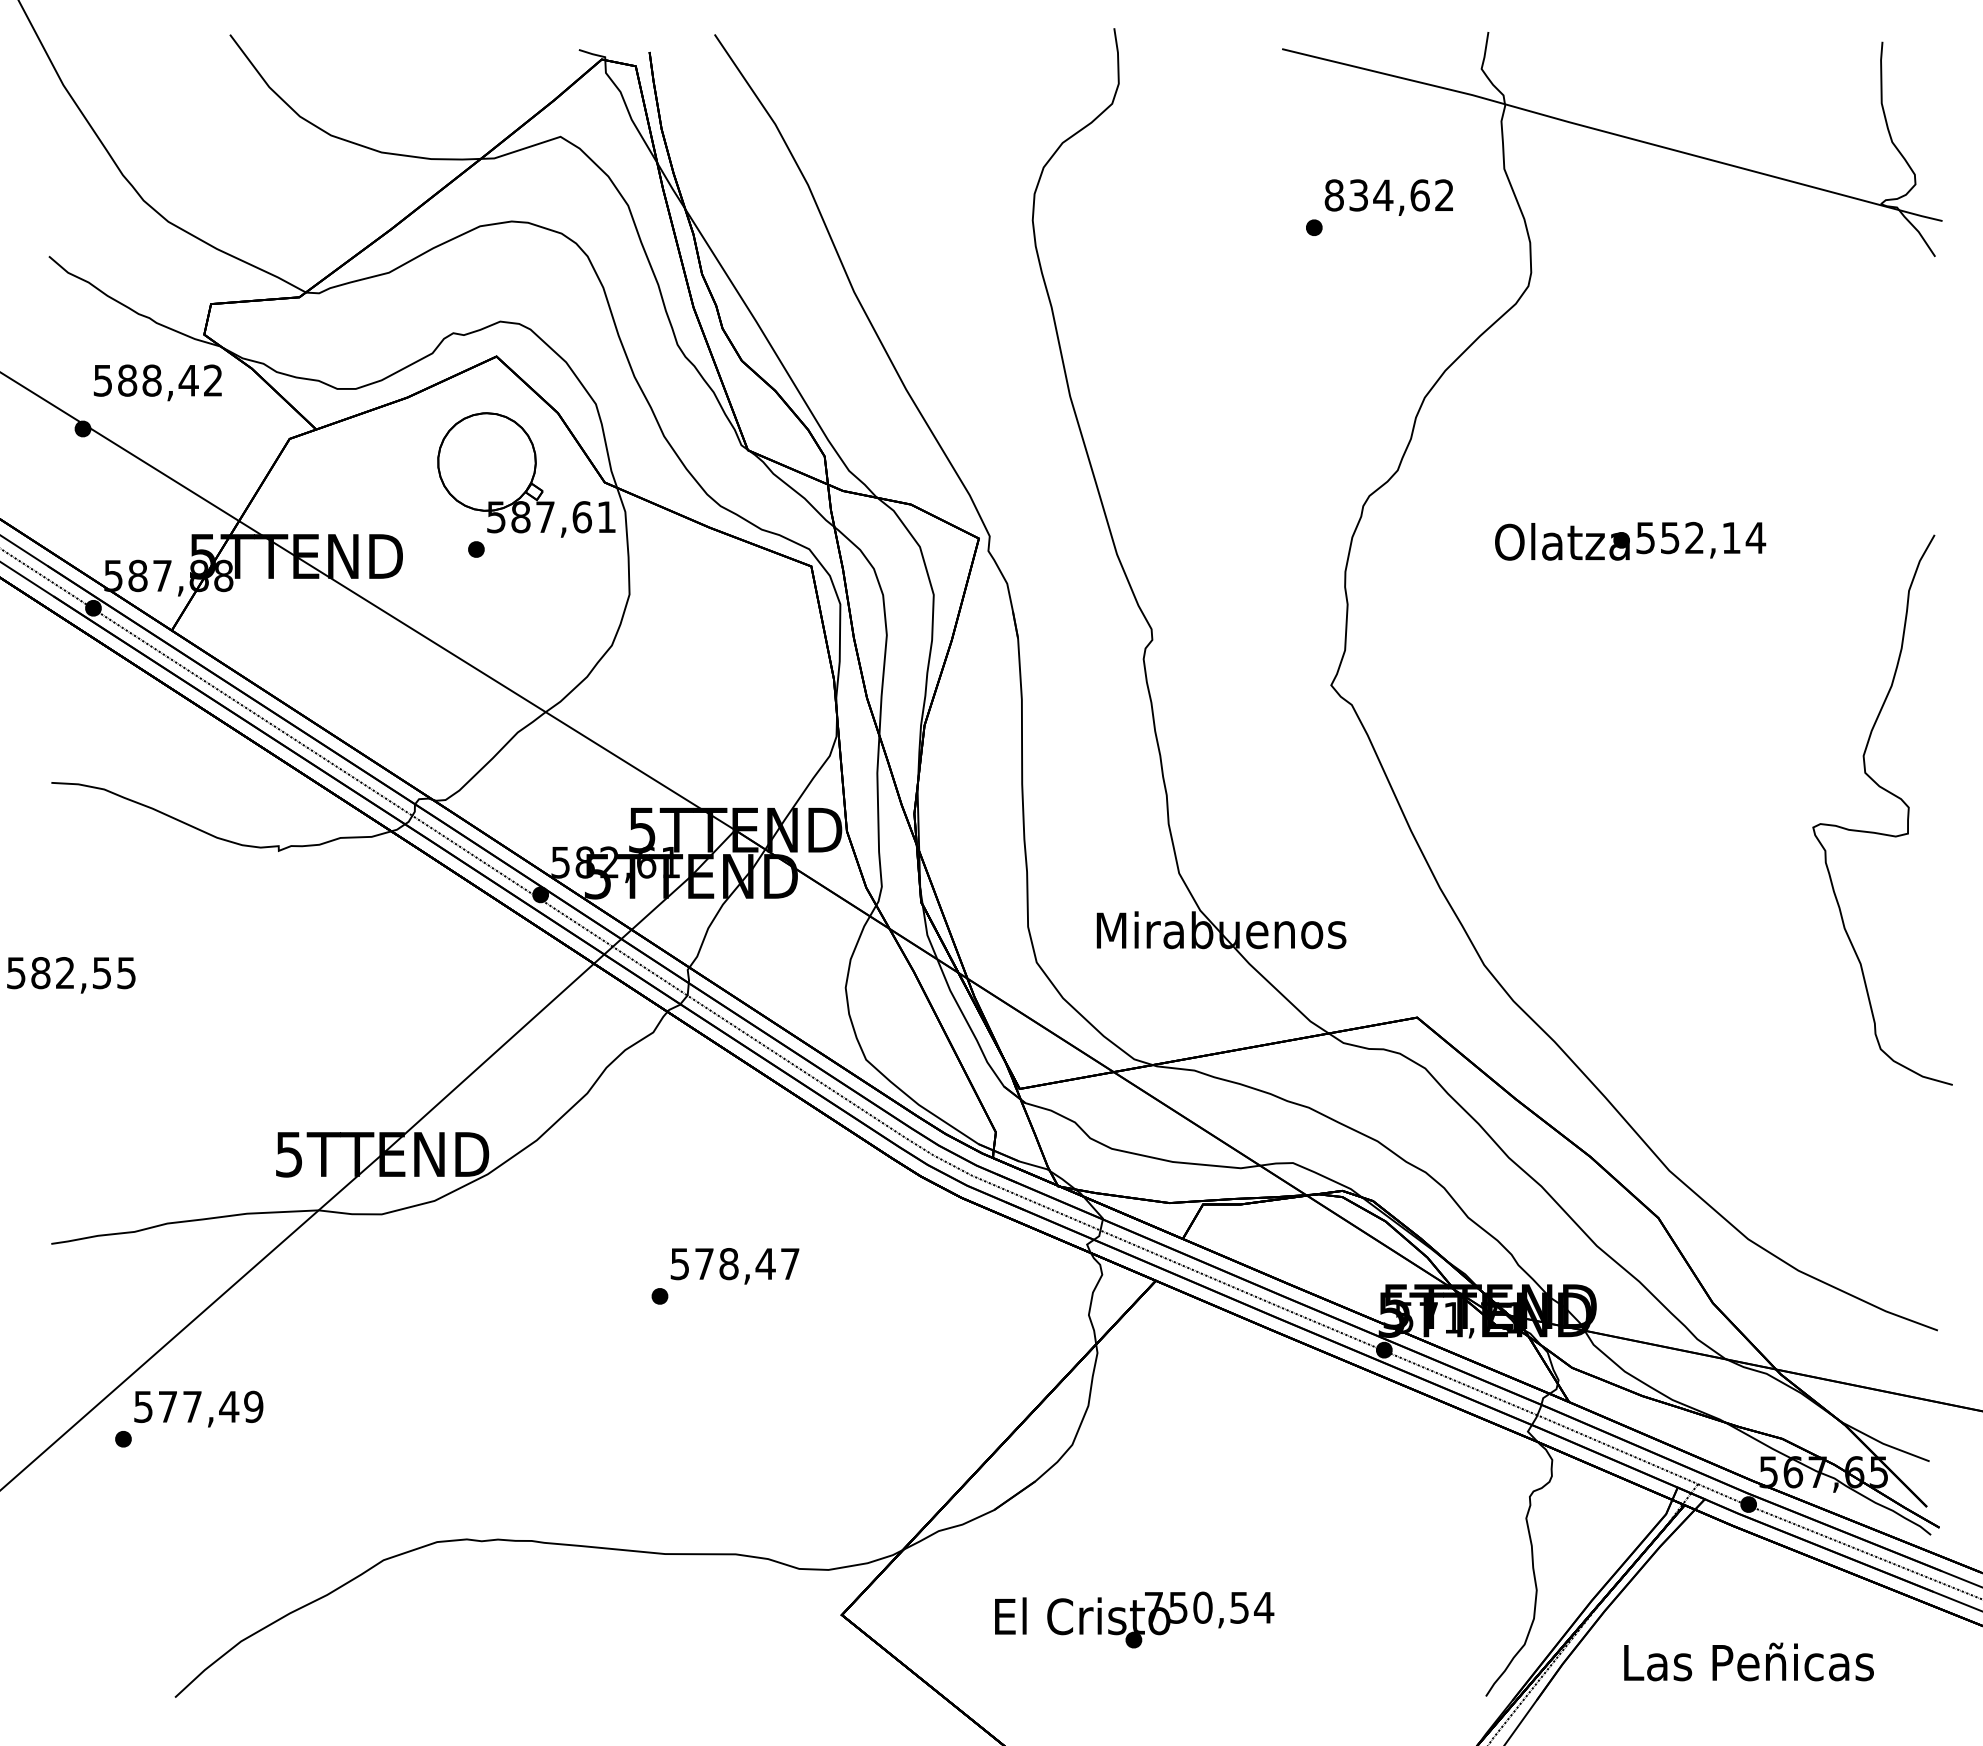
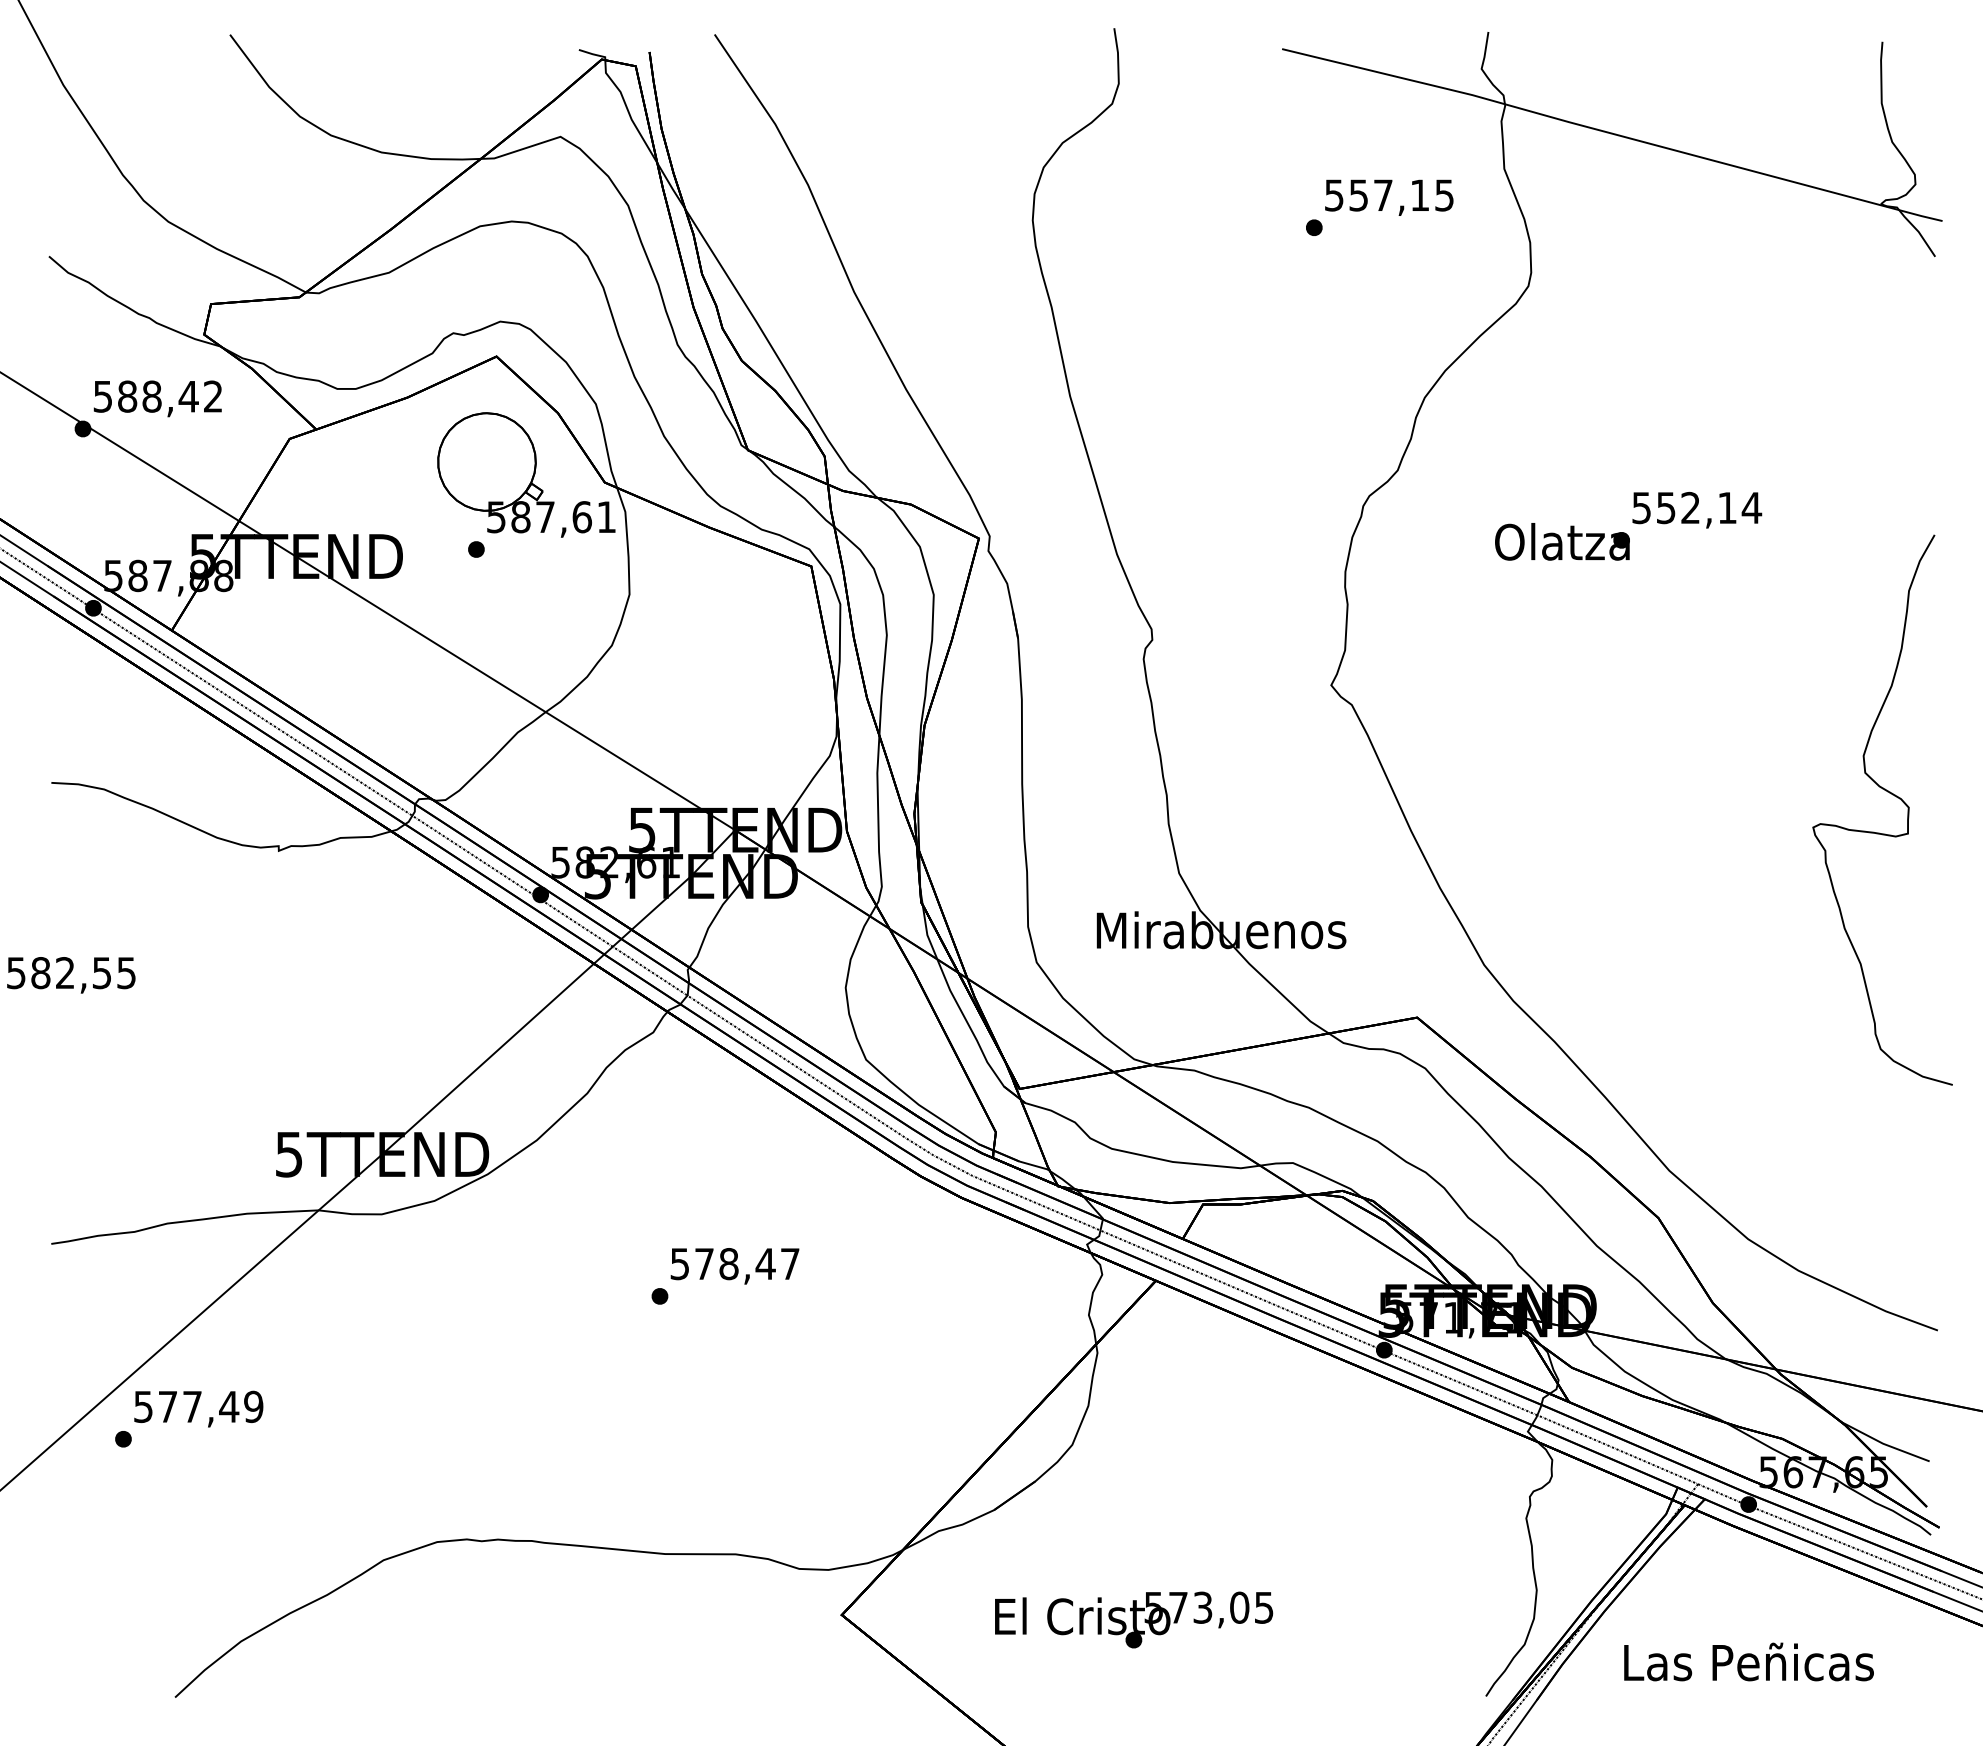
text: 834,62 -> 557,15 (1388, 195)
text position: (157, 382) -> (157, 398) (157, 398)
text position: (1701, 539) -> (1697, 509) (1697, 509)
text: 750,54 -> 573,05 (1209, 1607)
